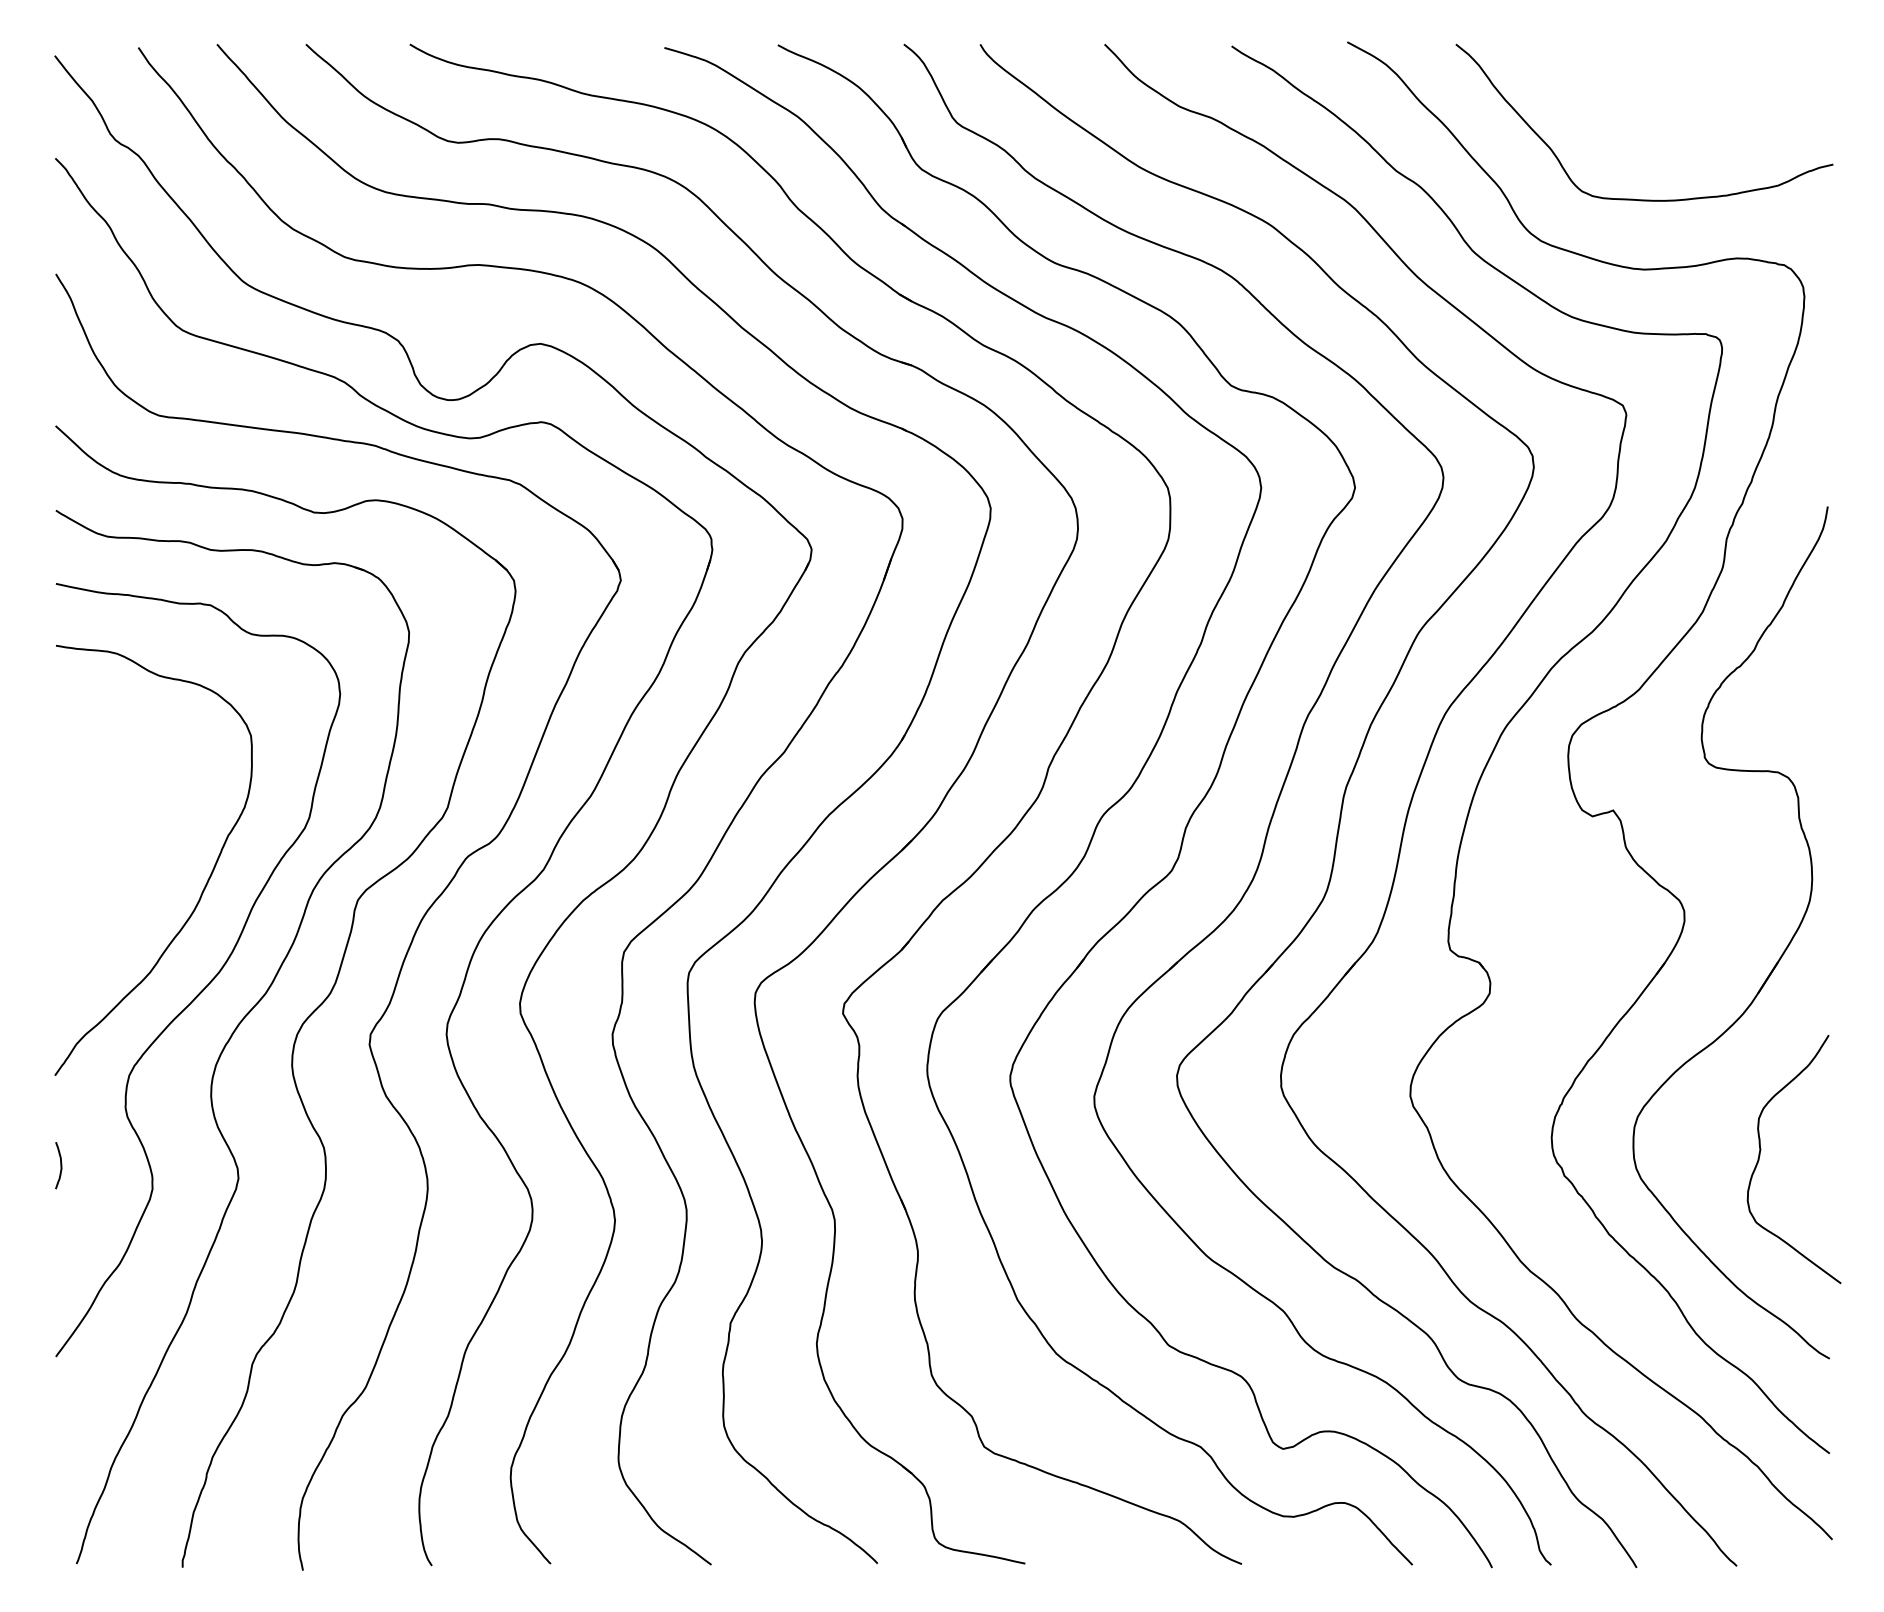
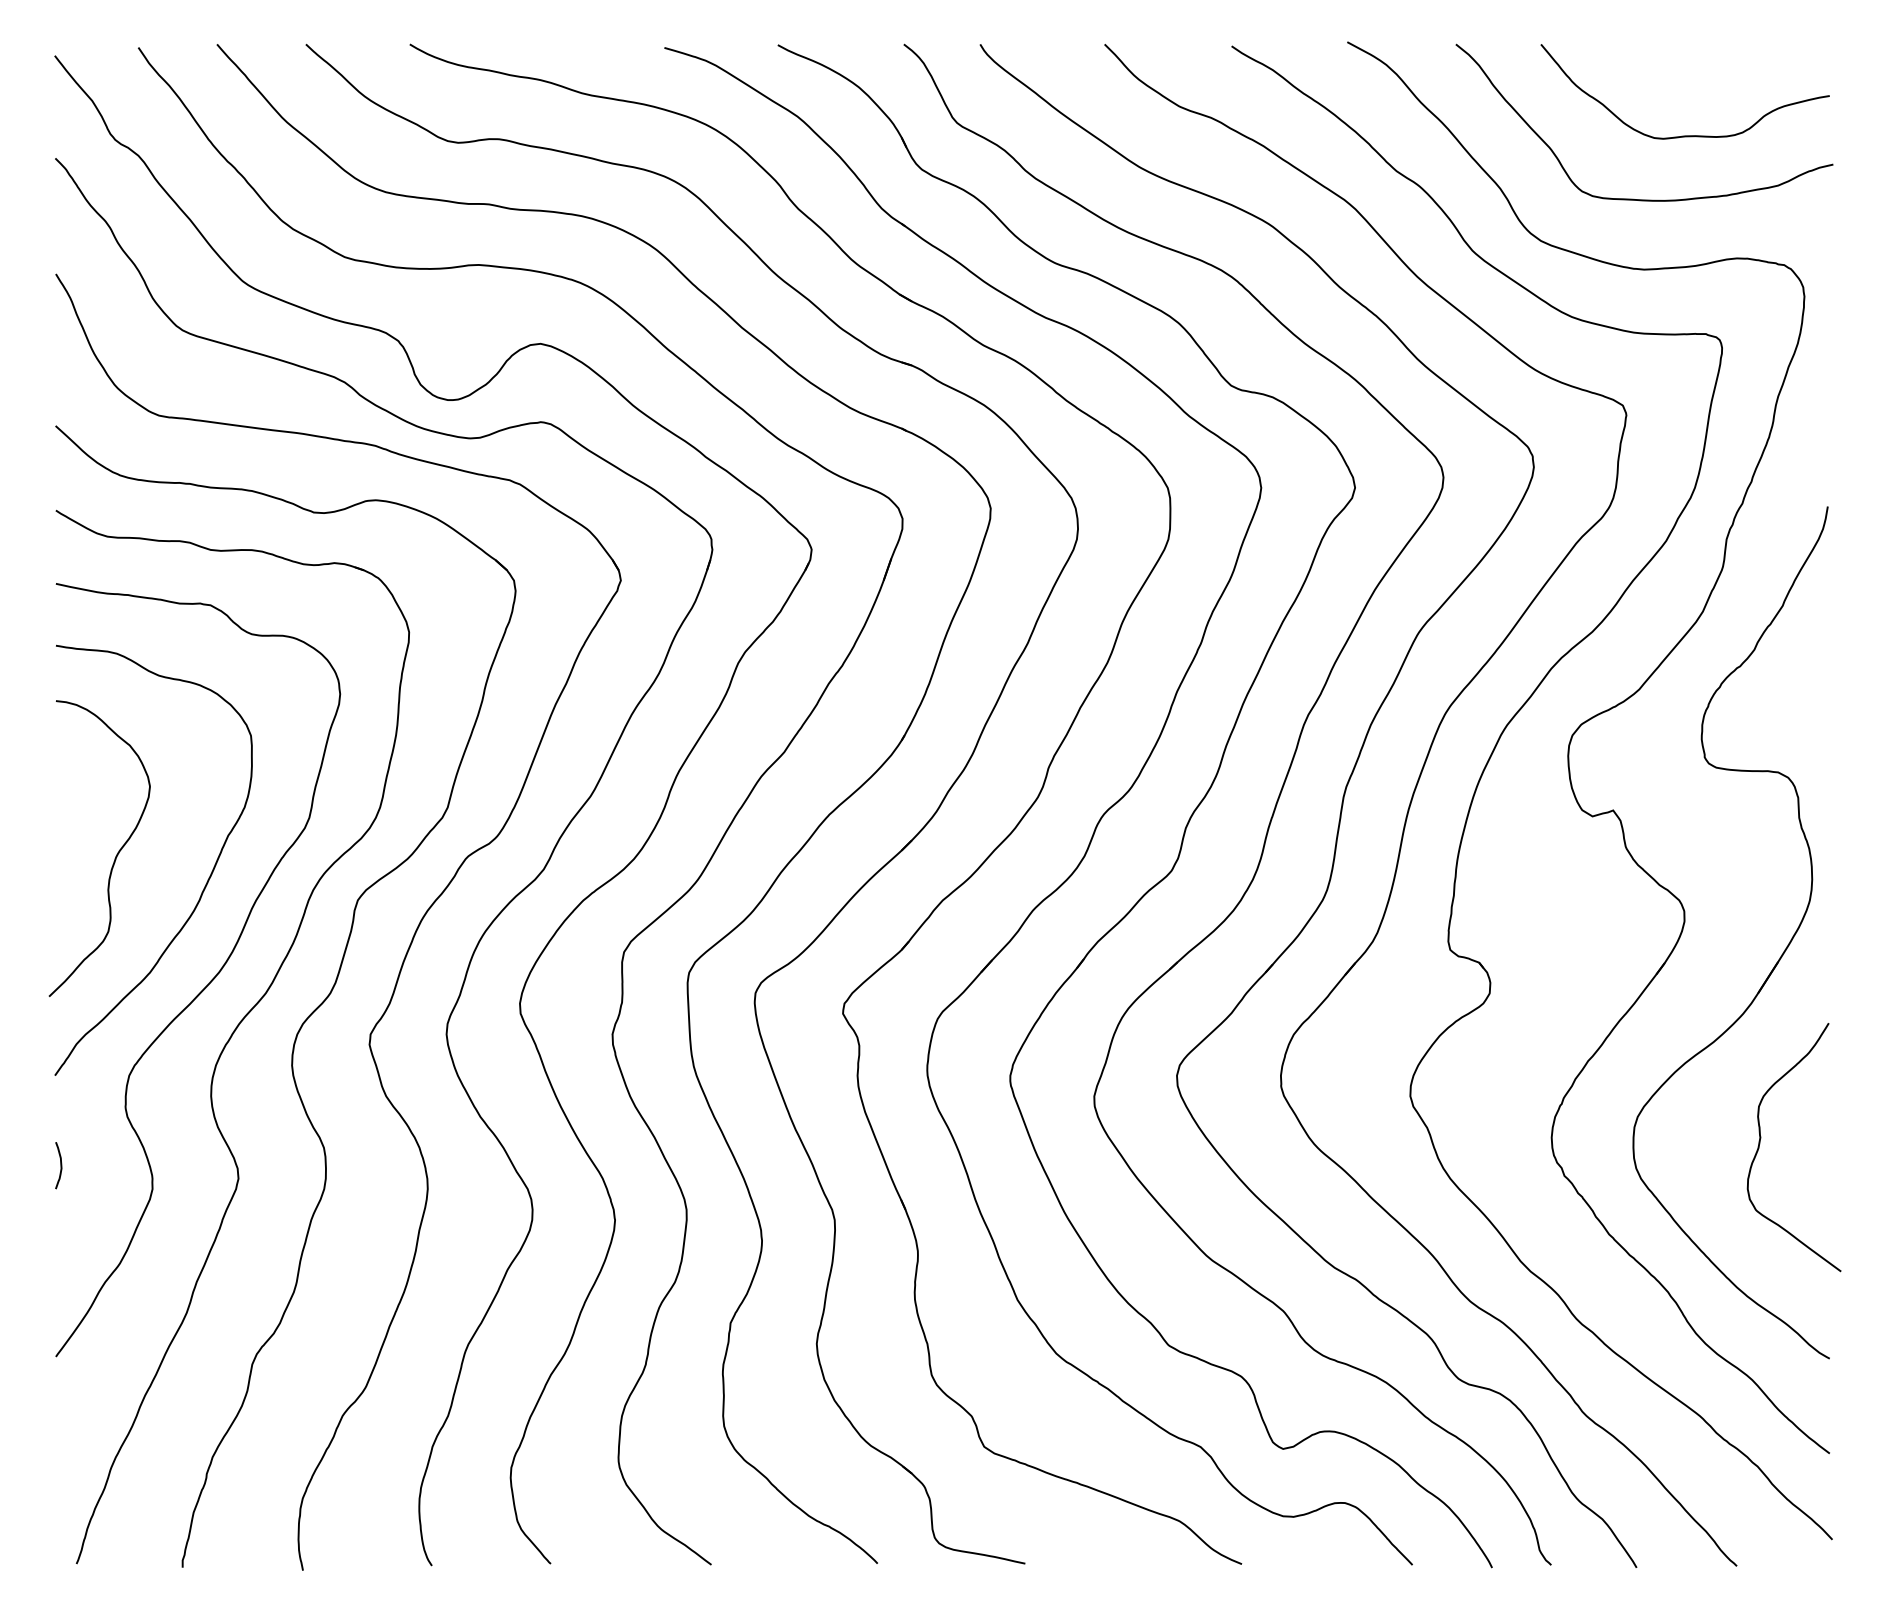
curve: none -> present (1684, 135)
curve: none -> present (115, 856)
curve position: (1760, 1156) -> (1760, 1144) (1760, 1144)
